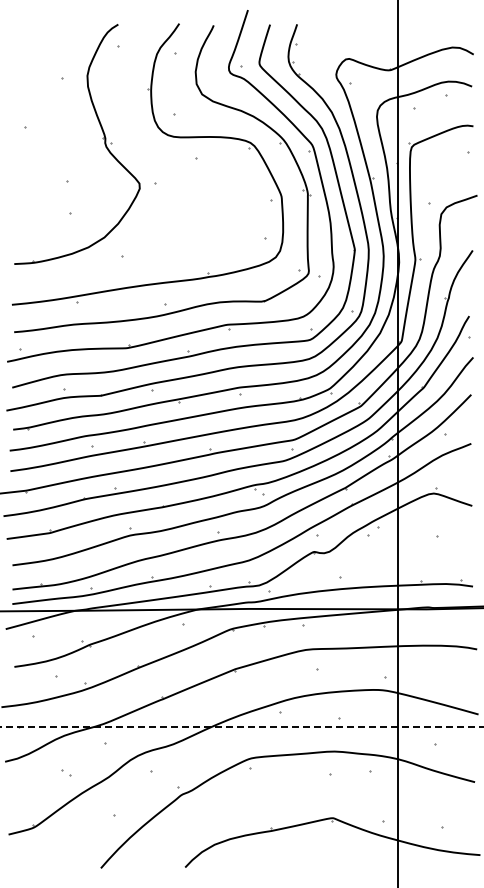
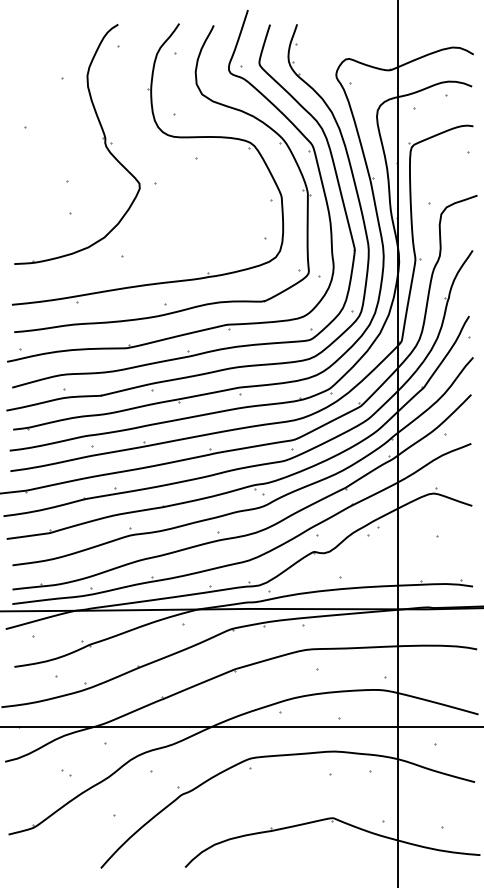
line: dashed -> solid (241, 727)
